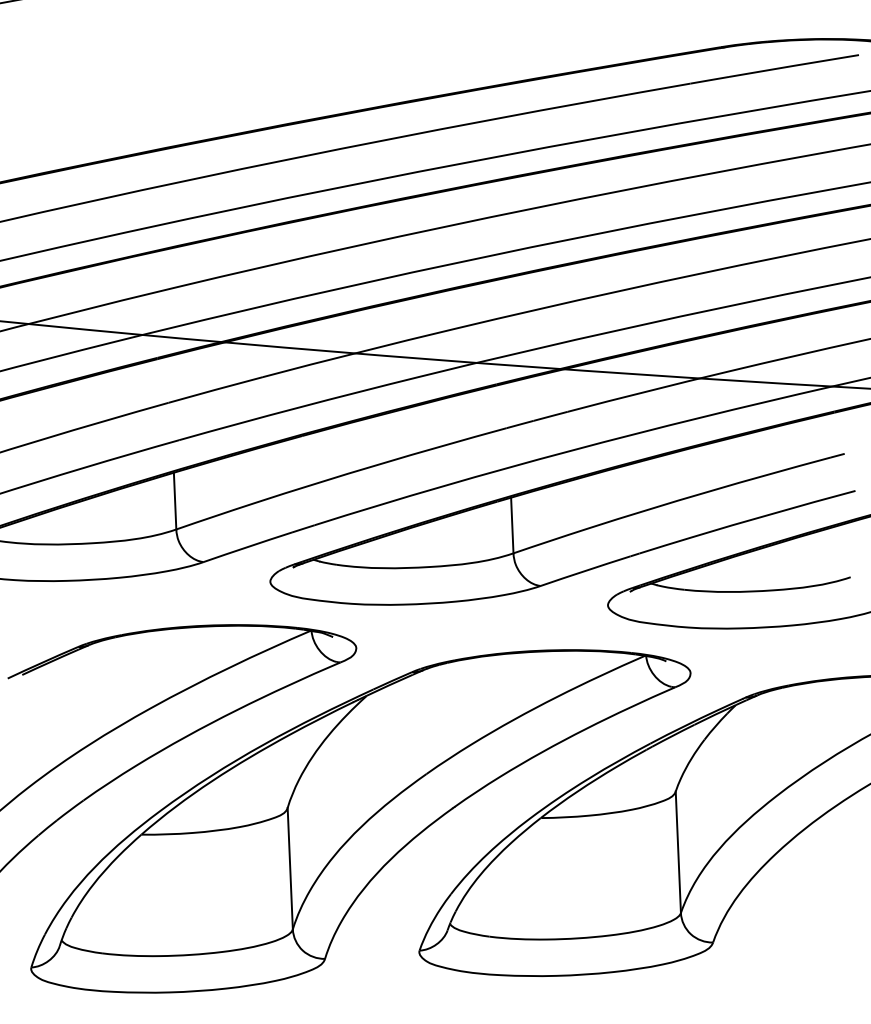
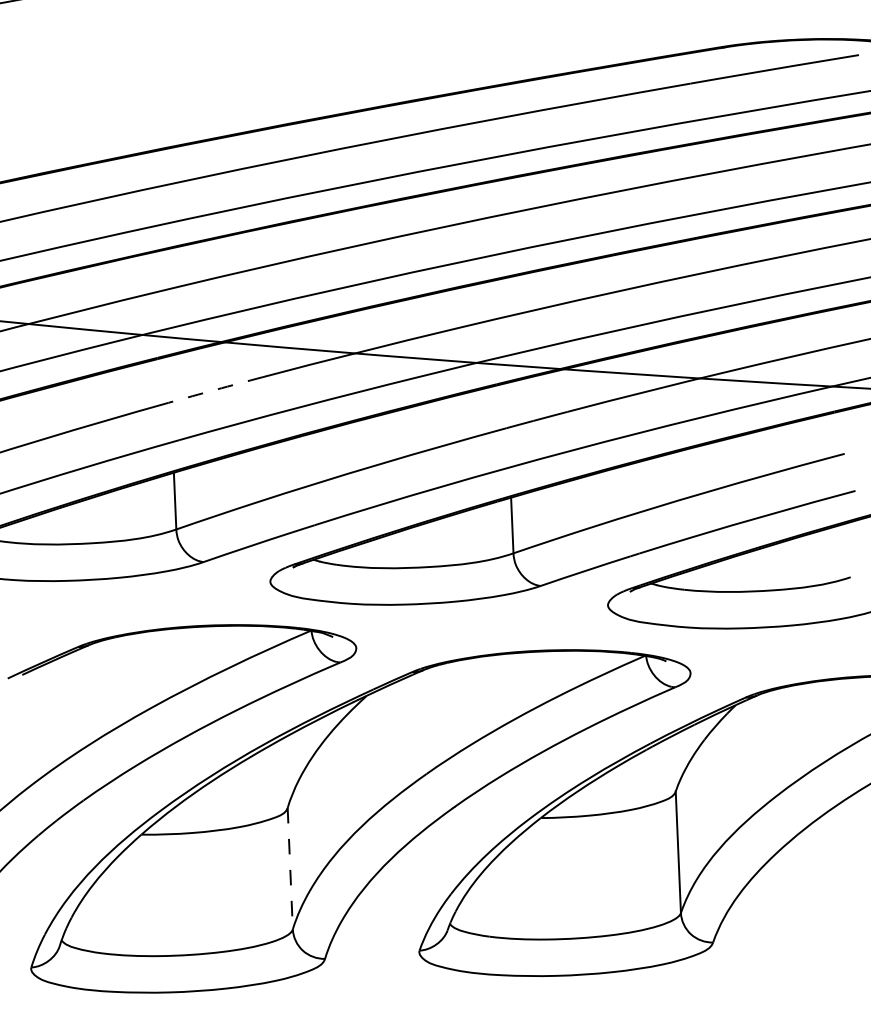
arc: solid -> dashed (215, 389)
line: solid -> dashed (290, 868)
